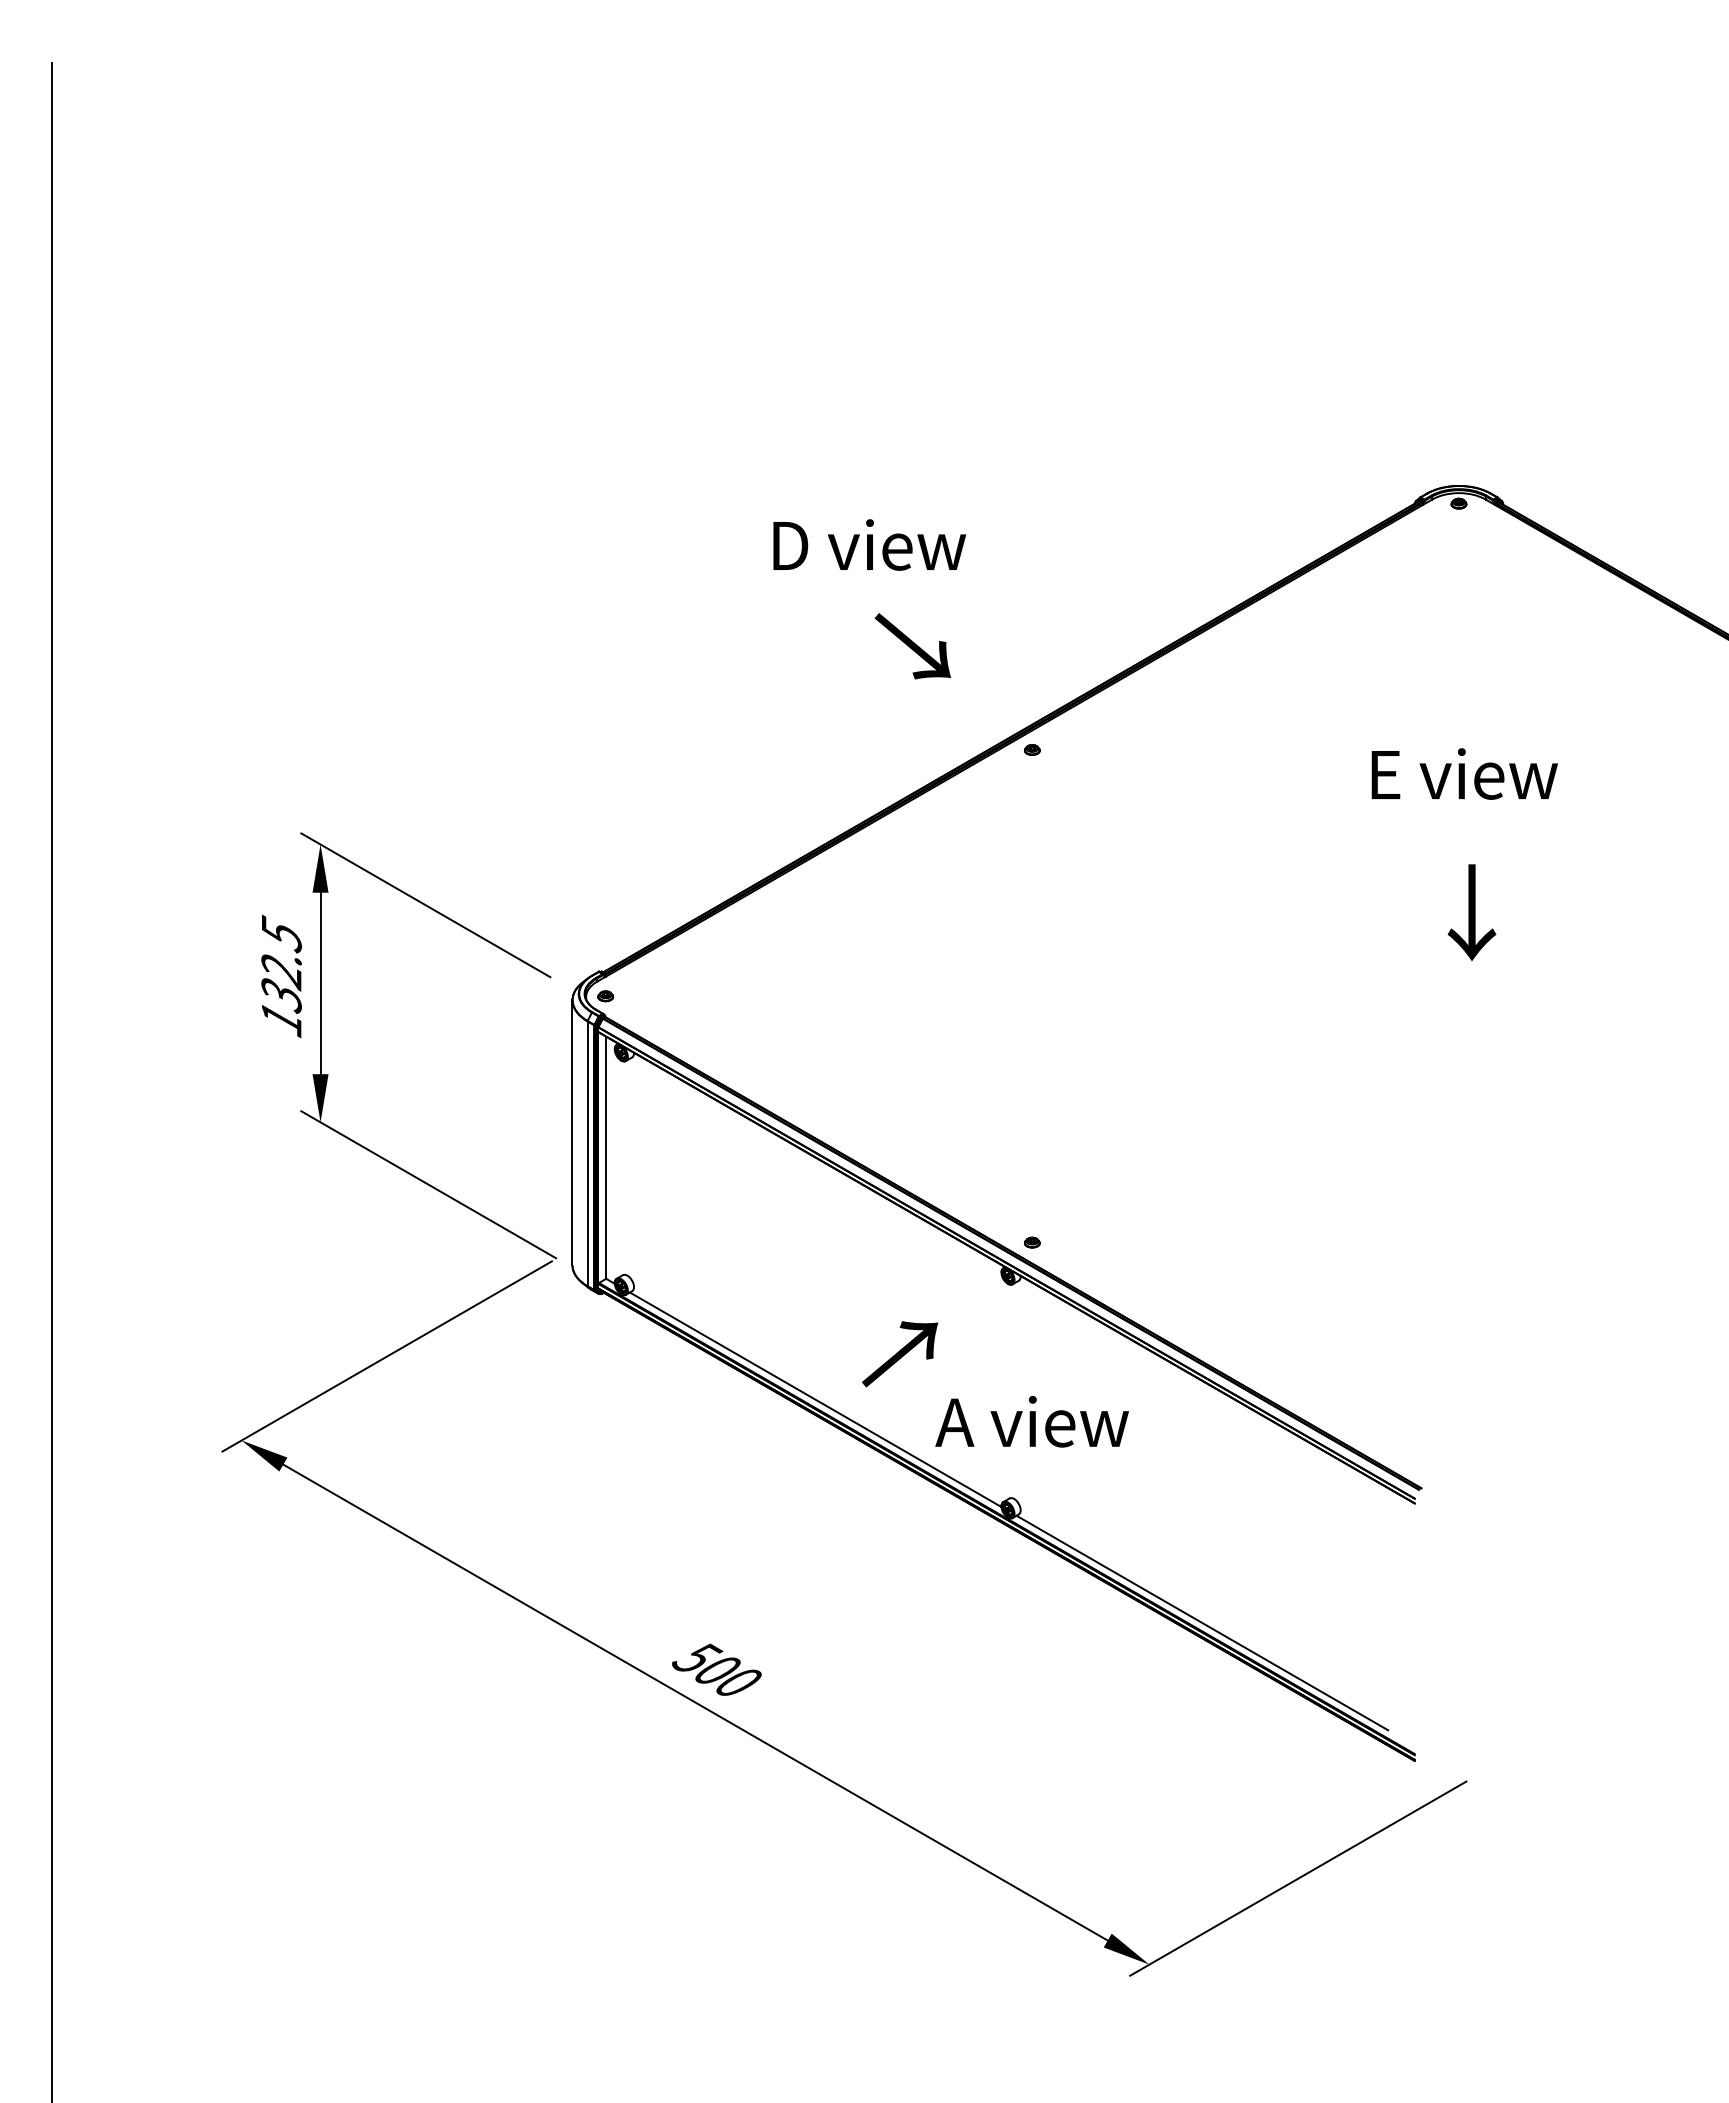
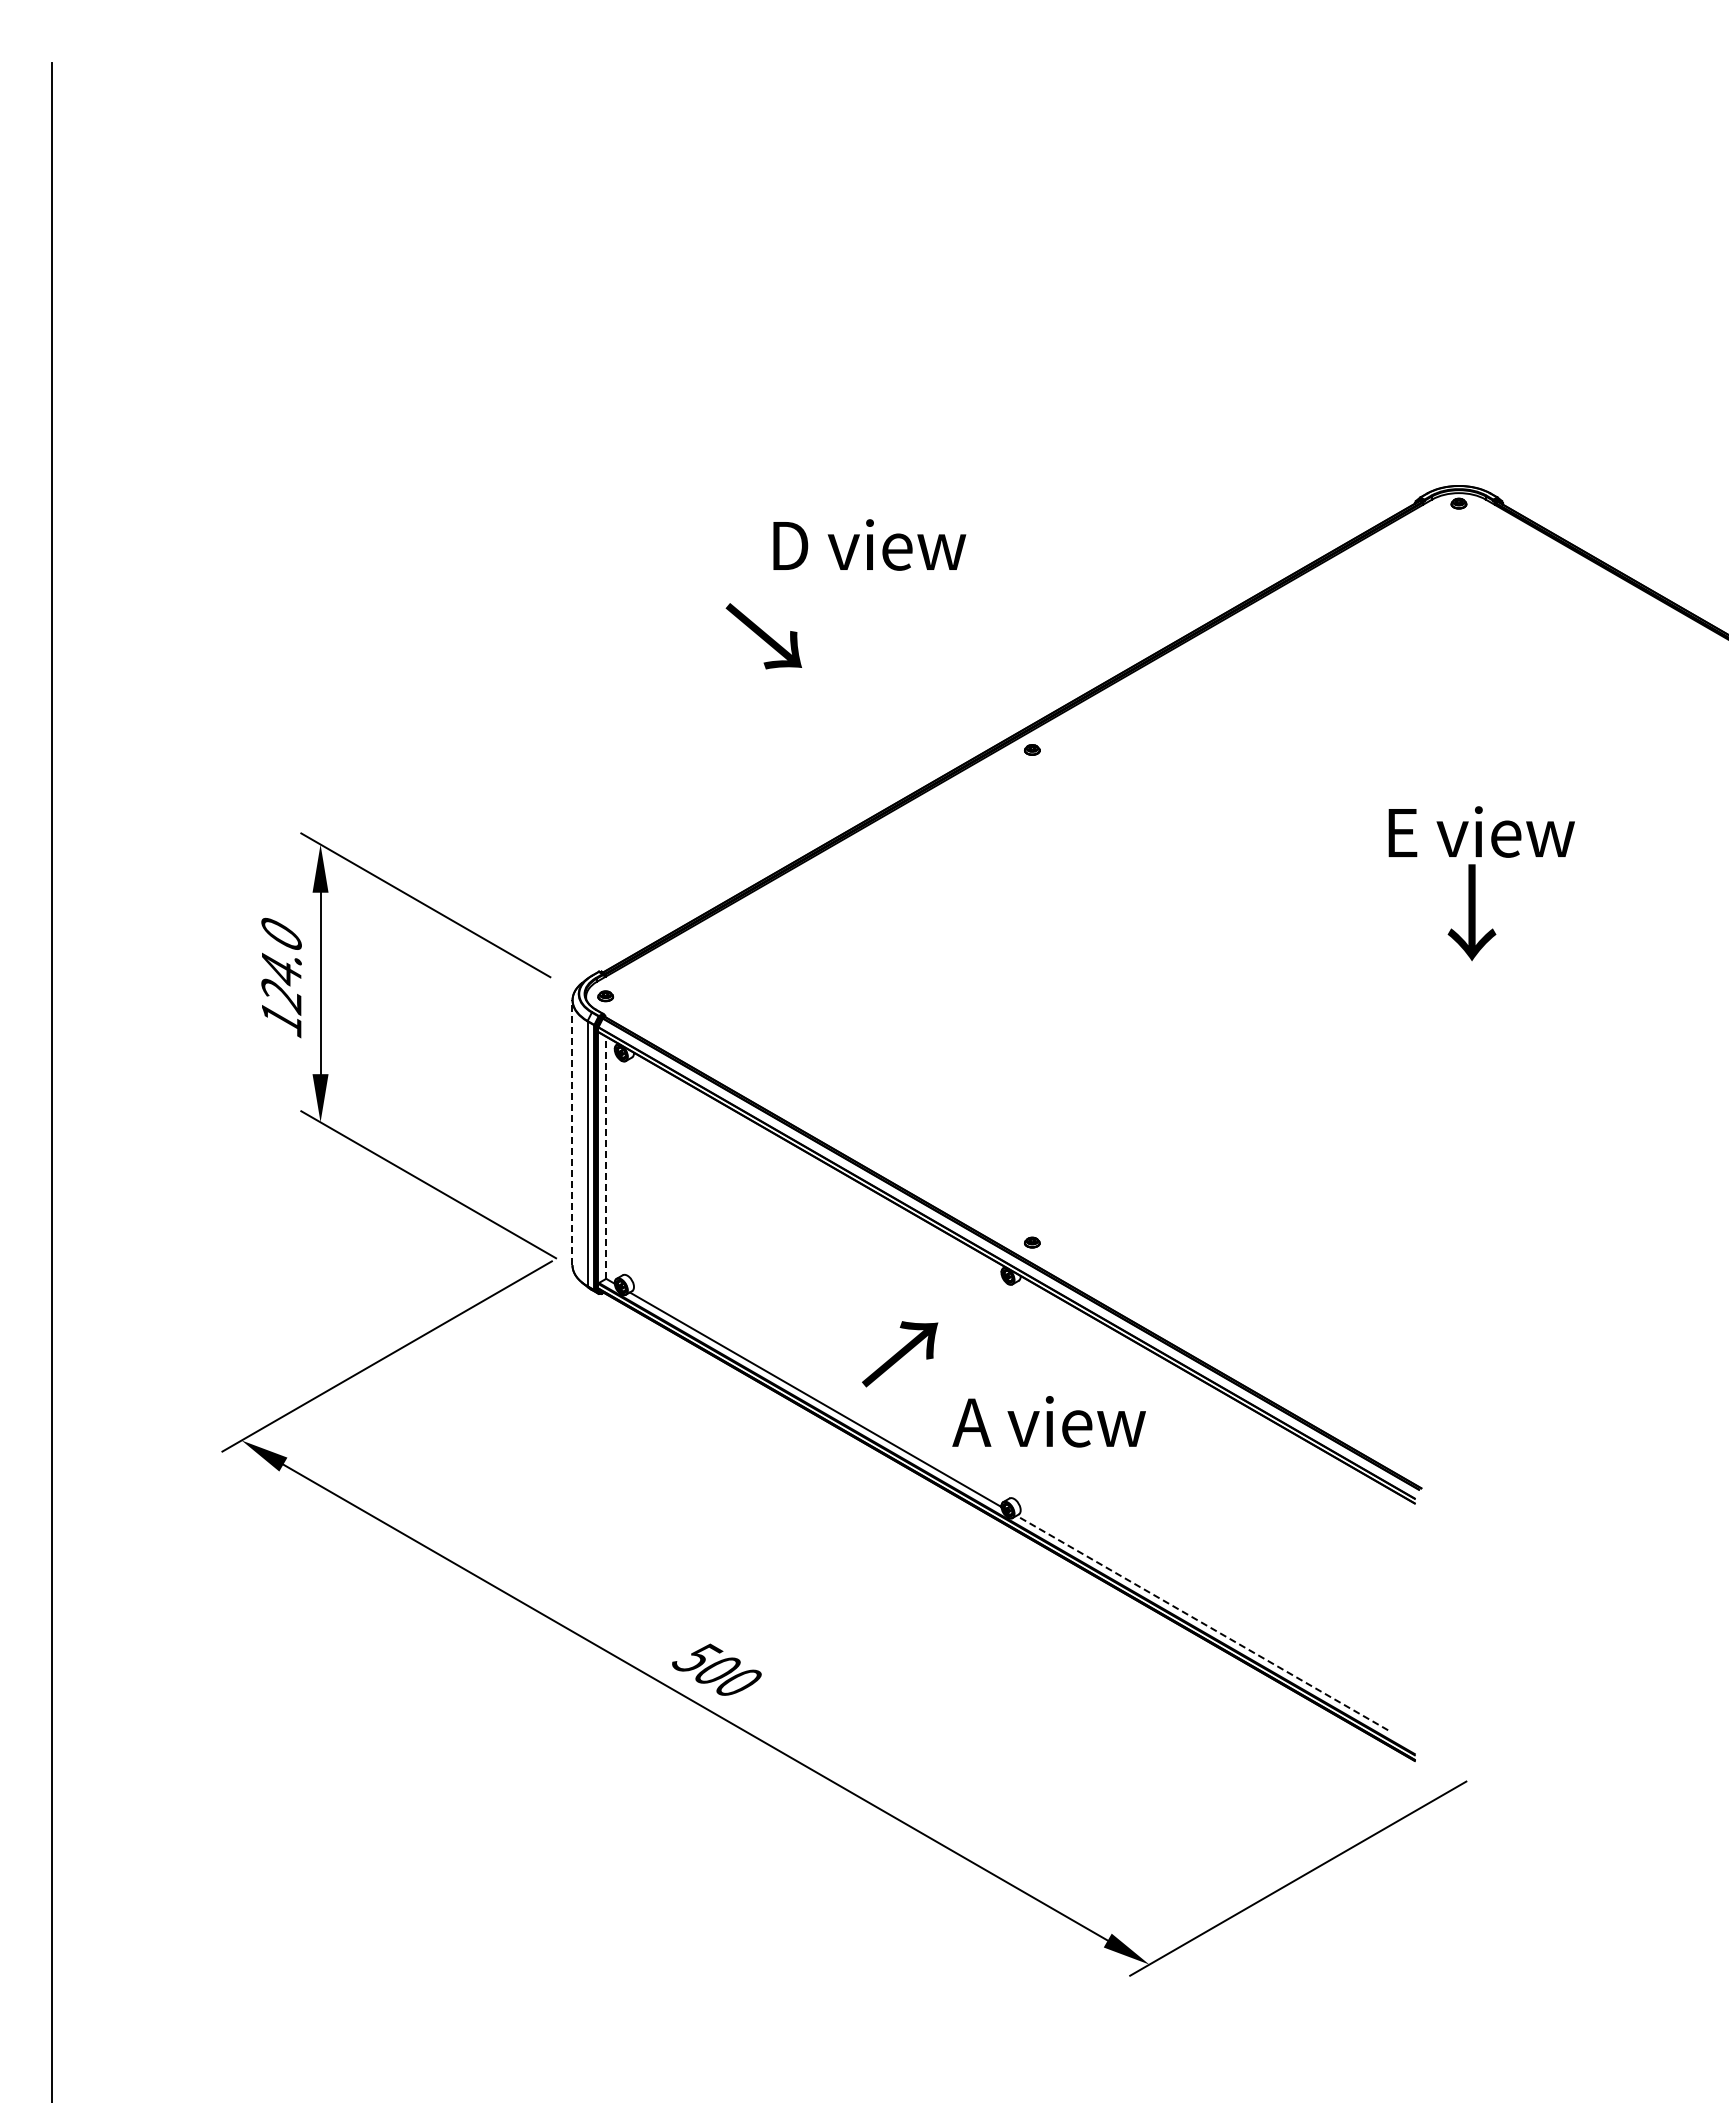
text position: (912, 646) -> (763, 636) (763, 636)
text position: (1464, 773) -> (1481, 831) (1481, 831)
text: 132.5 -> 124.0 (281, 964)
line: solid -> dashed (572, 1132)
line: solid -> dashed (606, 1157)
text position: (1031, 1421) -> (1048, 1421) (1048, 1421)
line: solid -> dashed (1202, 1623)
